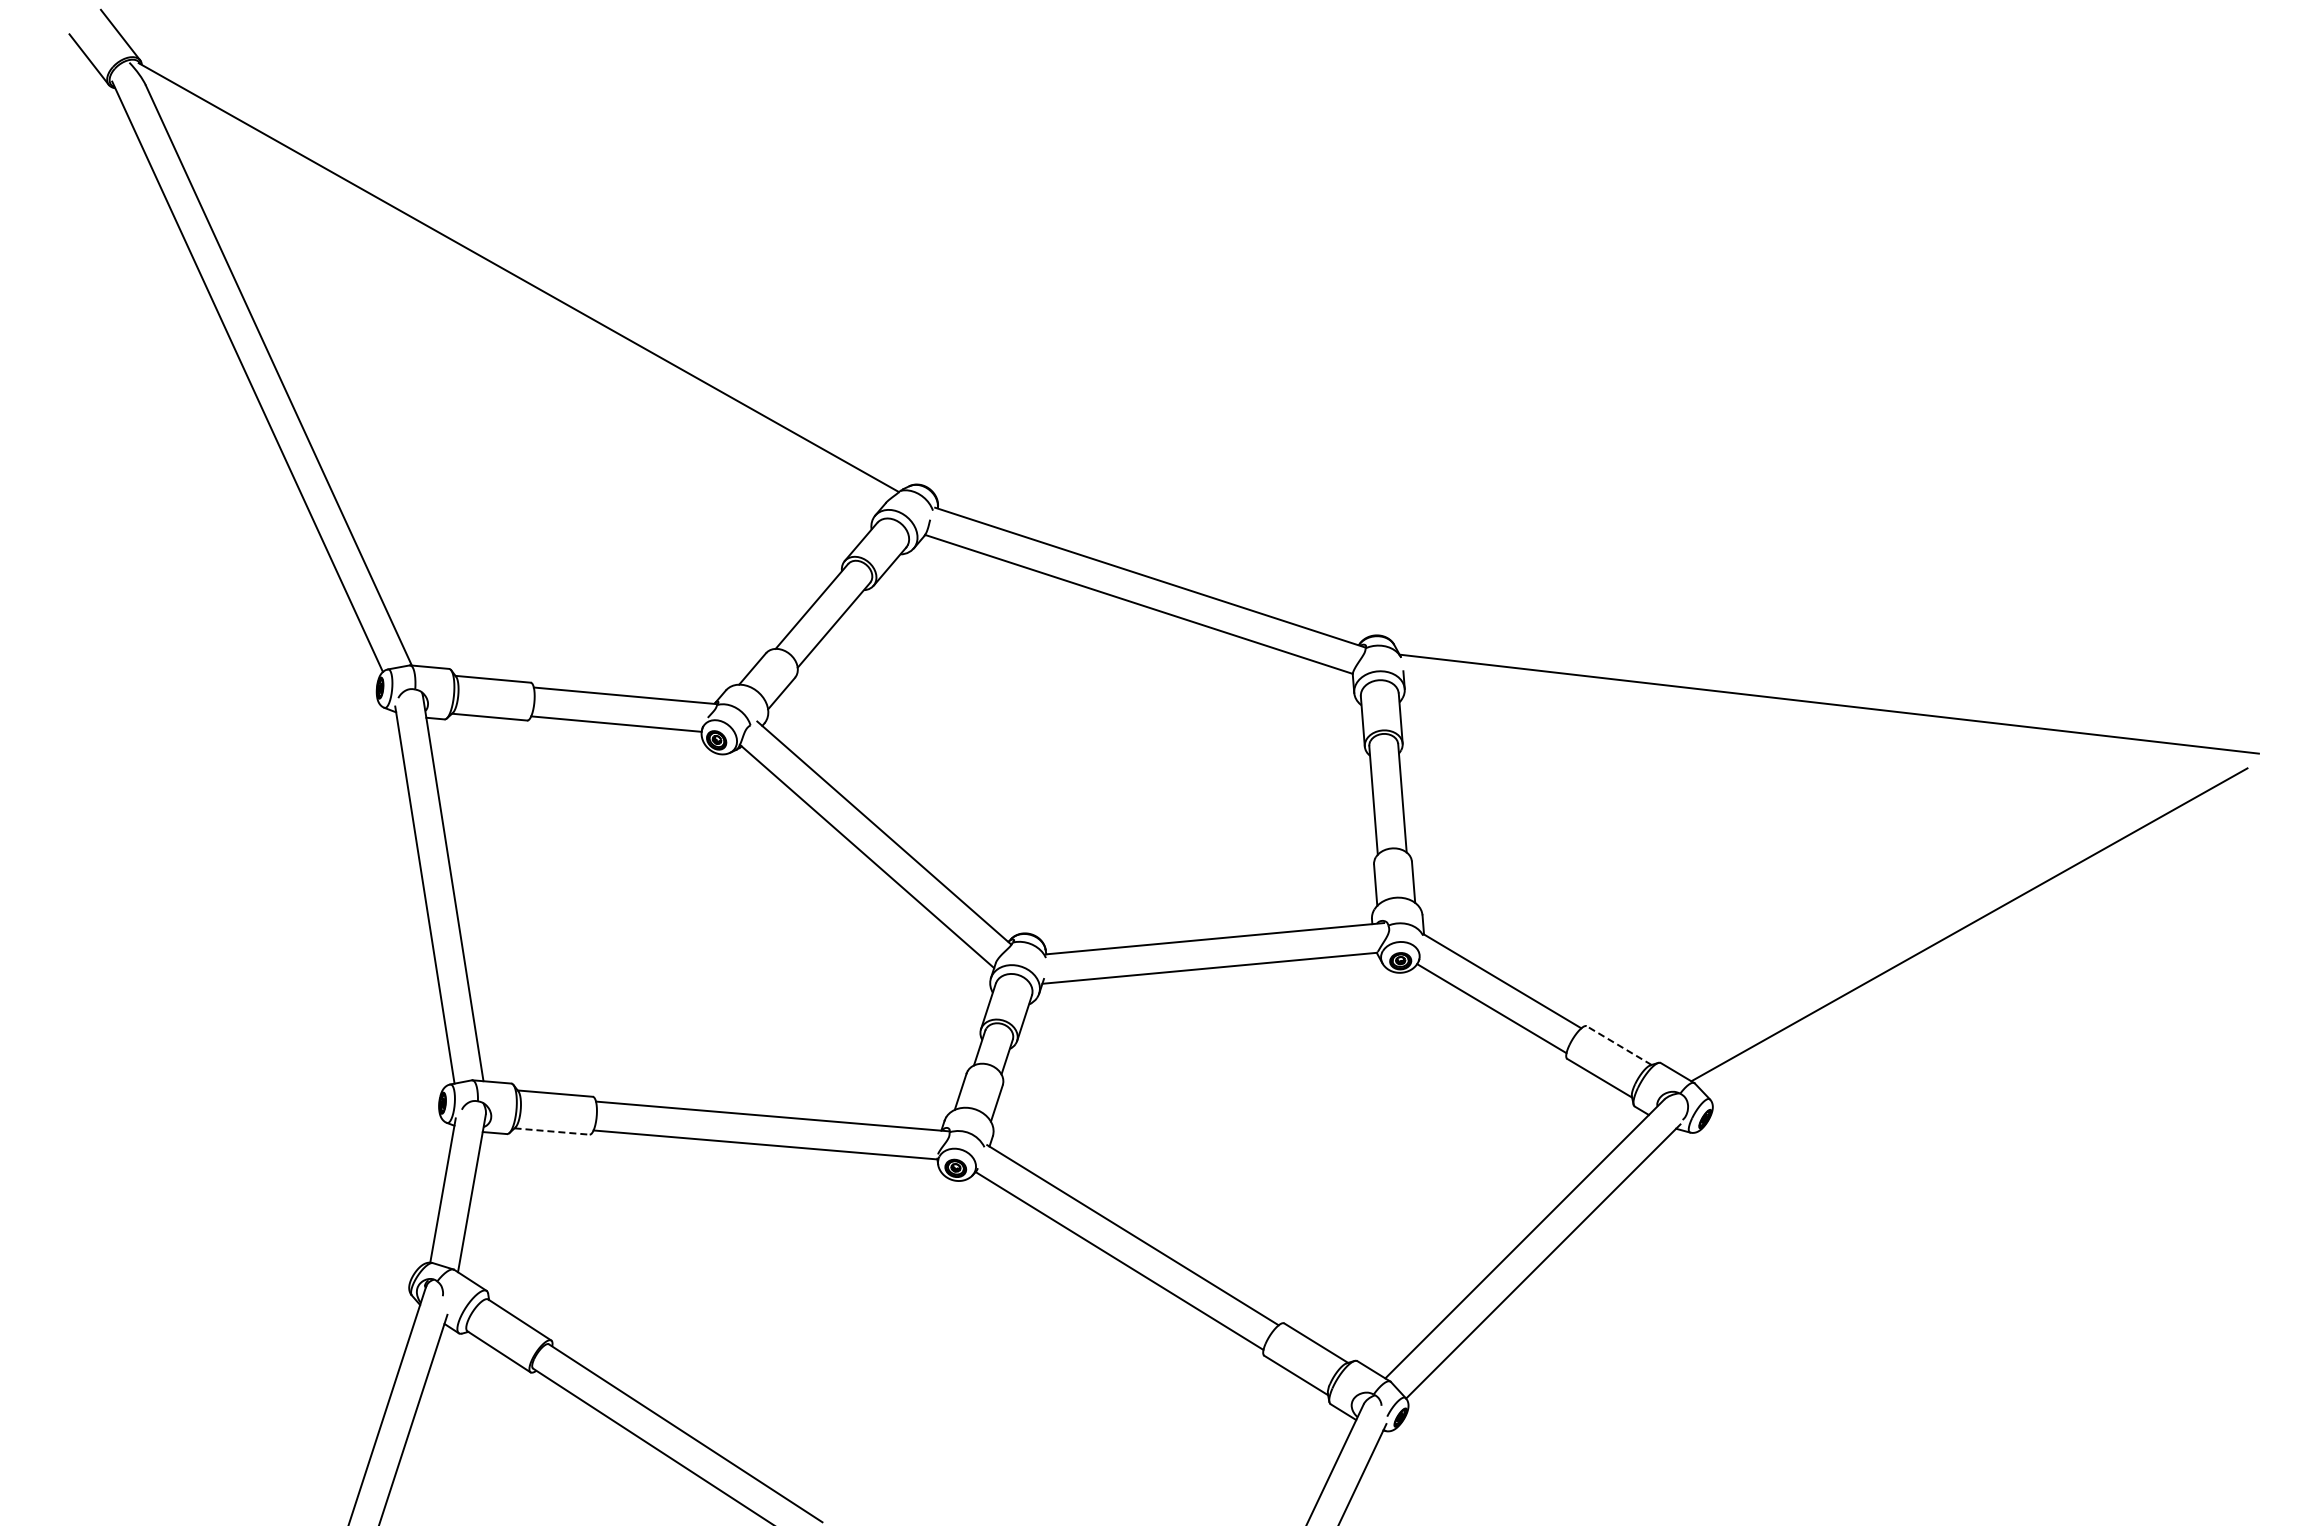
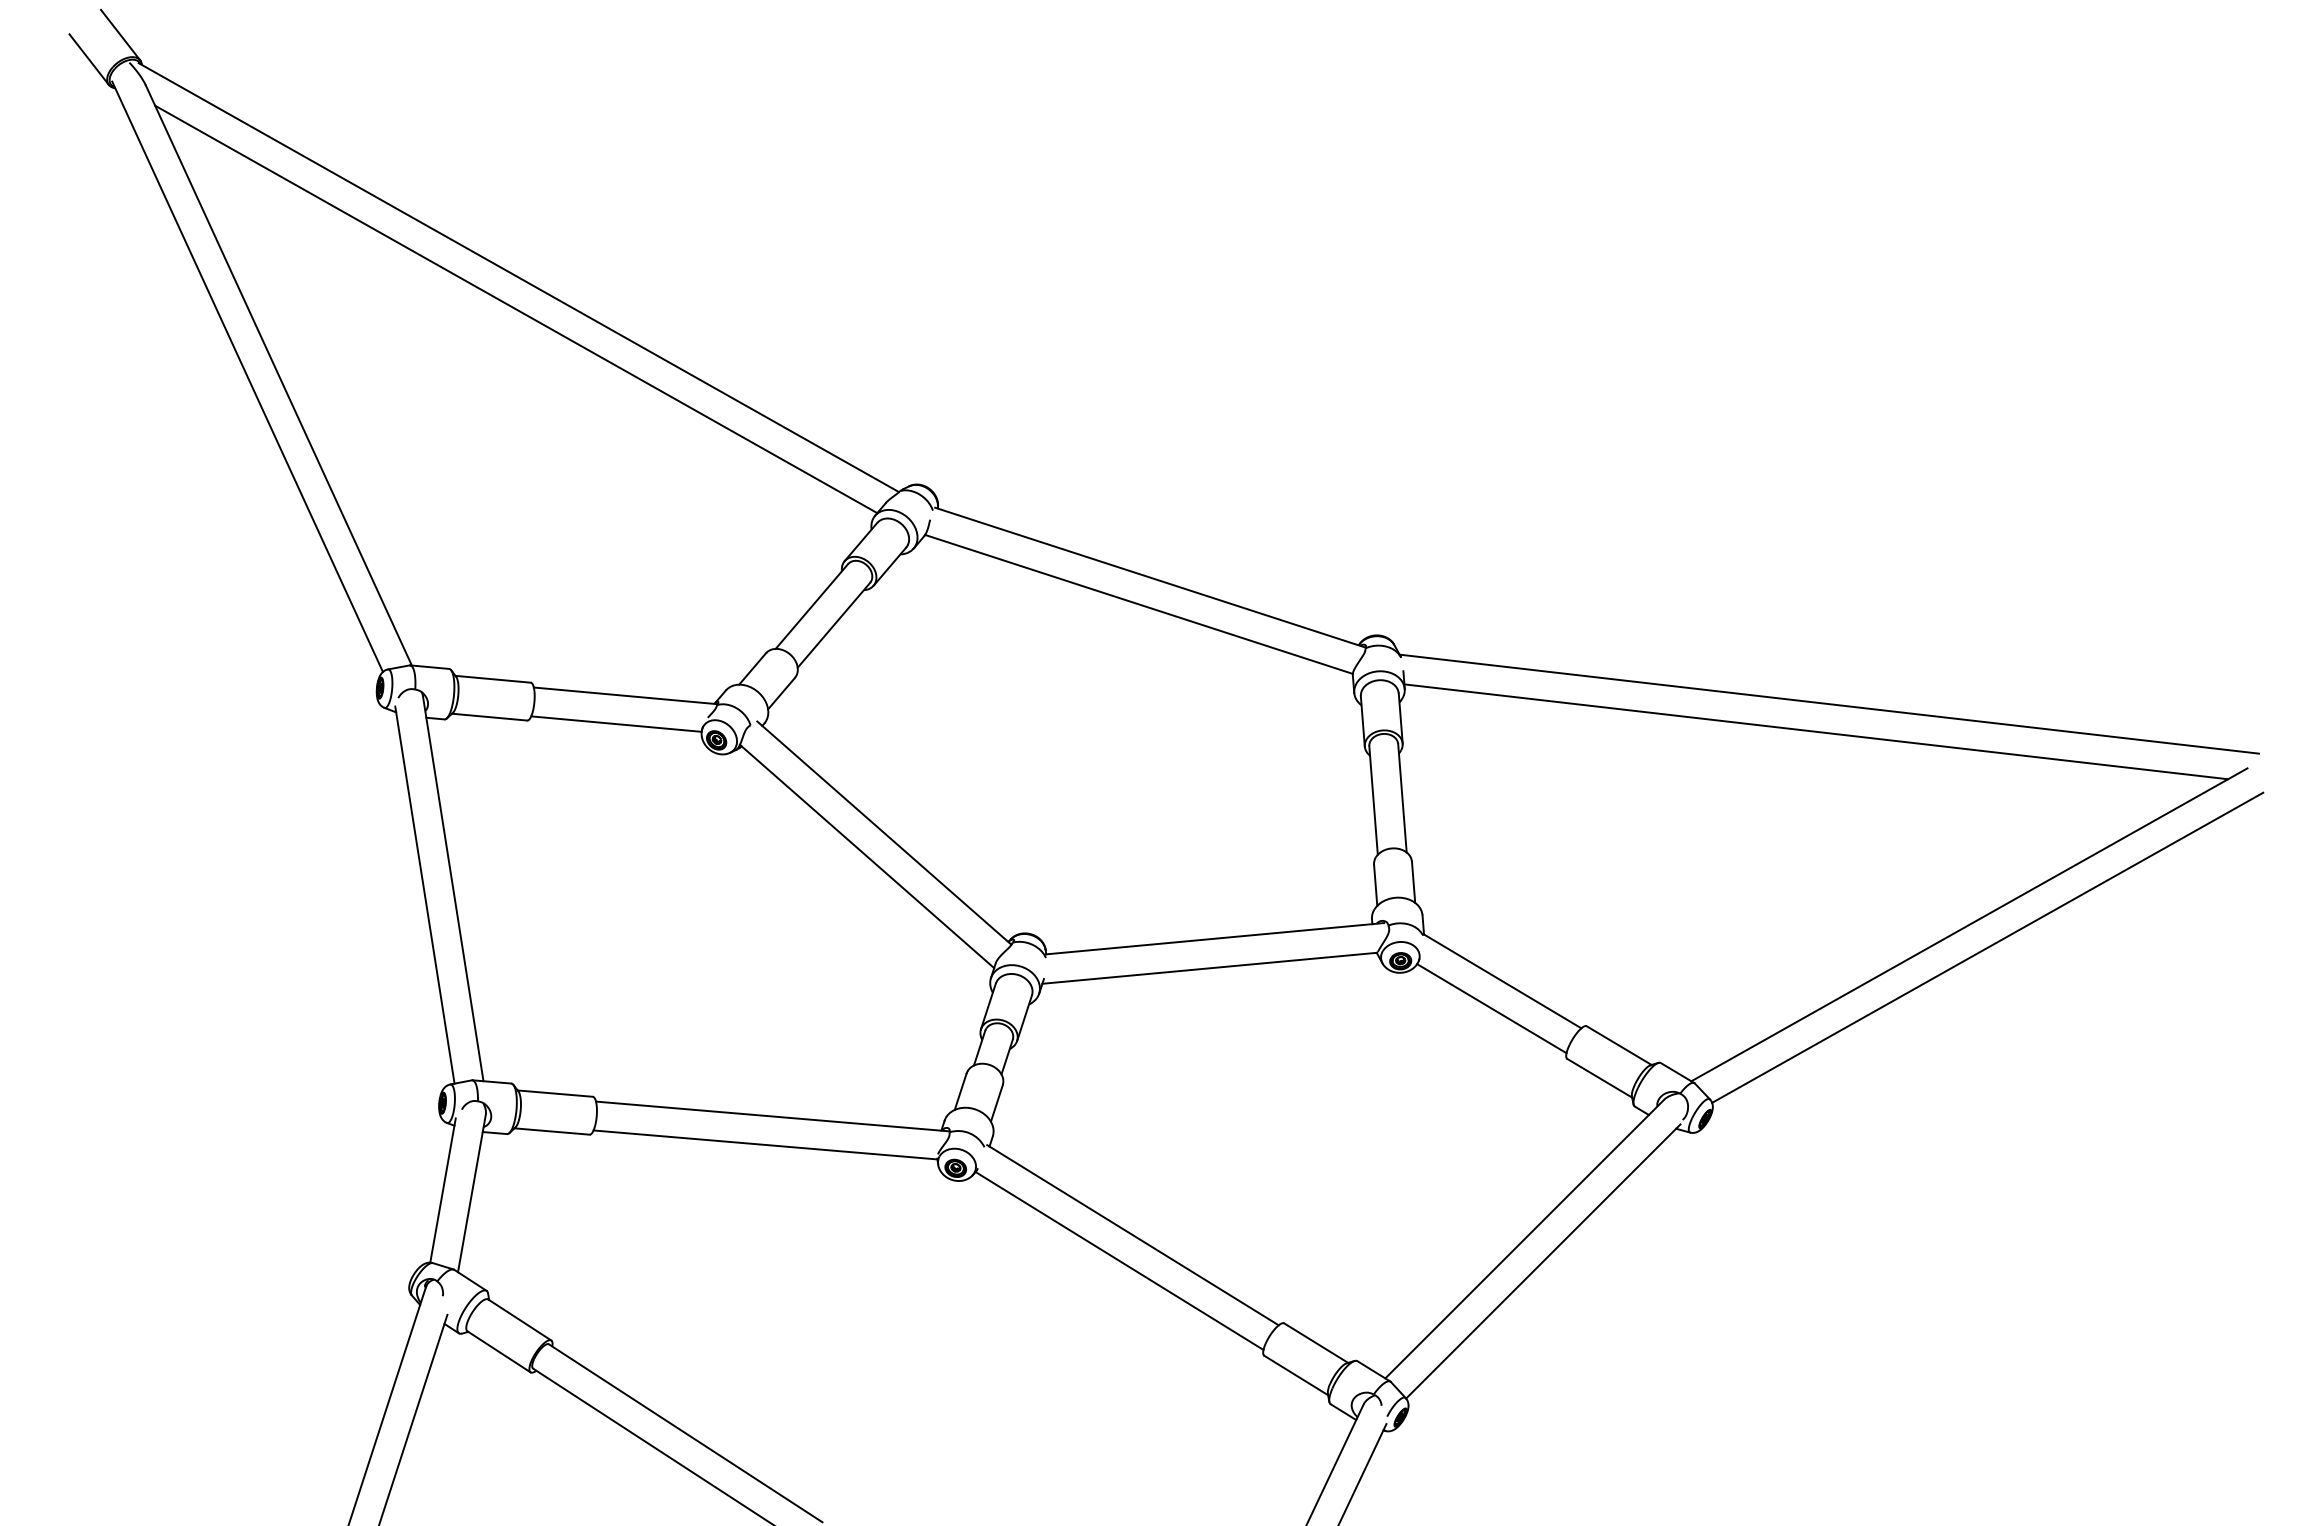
line: none -> present (516, 309)
line: none -> present (1816, 731)
line: none -> present (1987, 947)
line: dashed -> solid (1619, 1045)
line: dashed -> solid (552, 1131)
